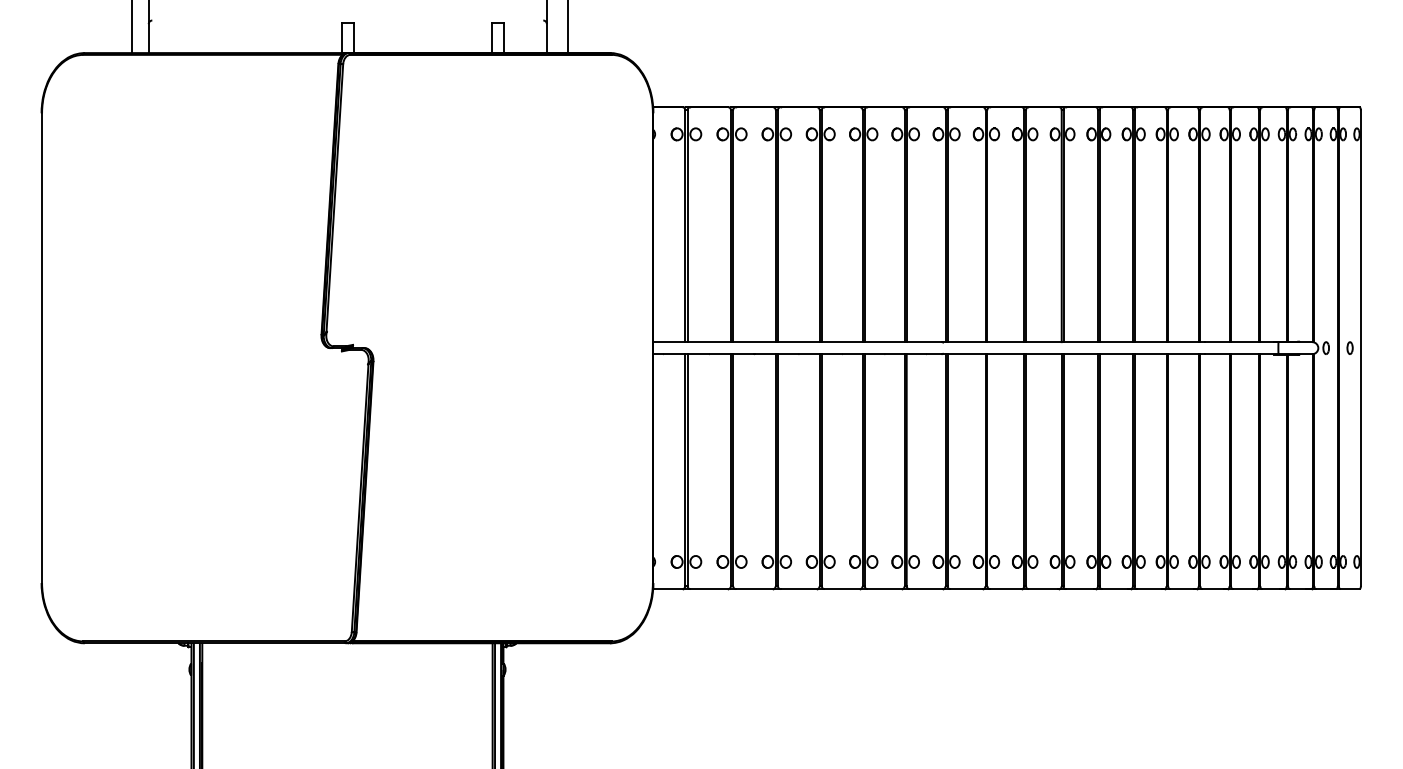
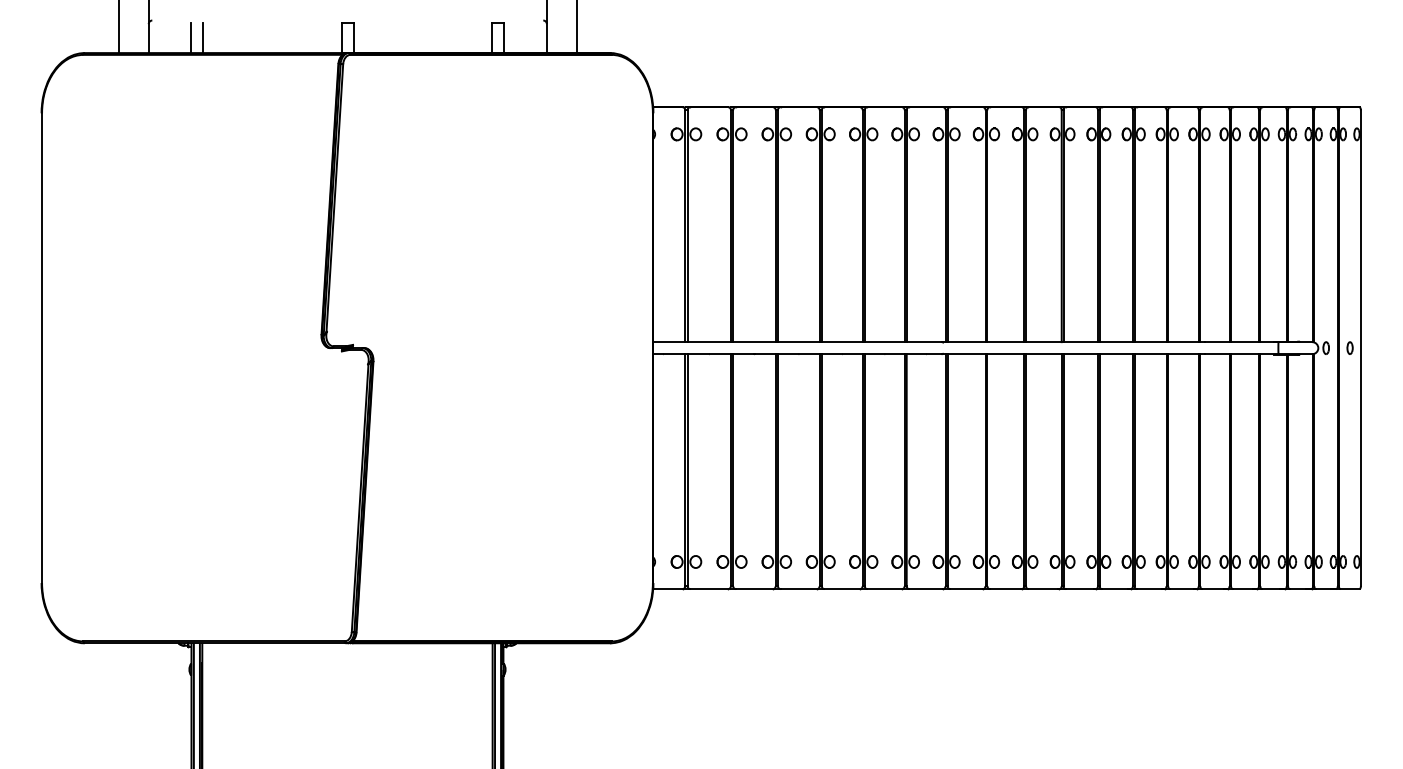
line position: (131, 27) -> (118, 27) (118, 27)
line position: (567, 27) -> (576, 27) (576, 27)
line: none -> present (191, 37)
line: none -> present (203, 37)
